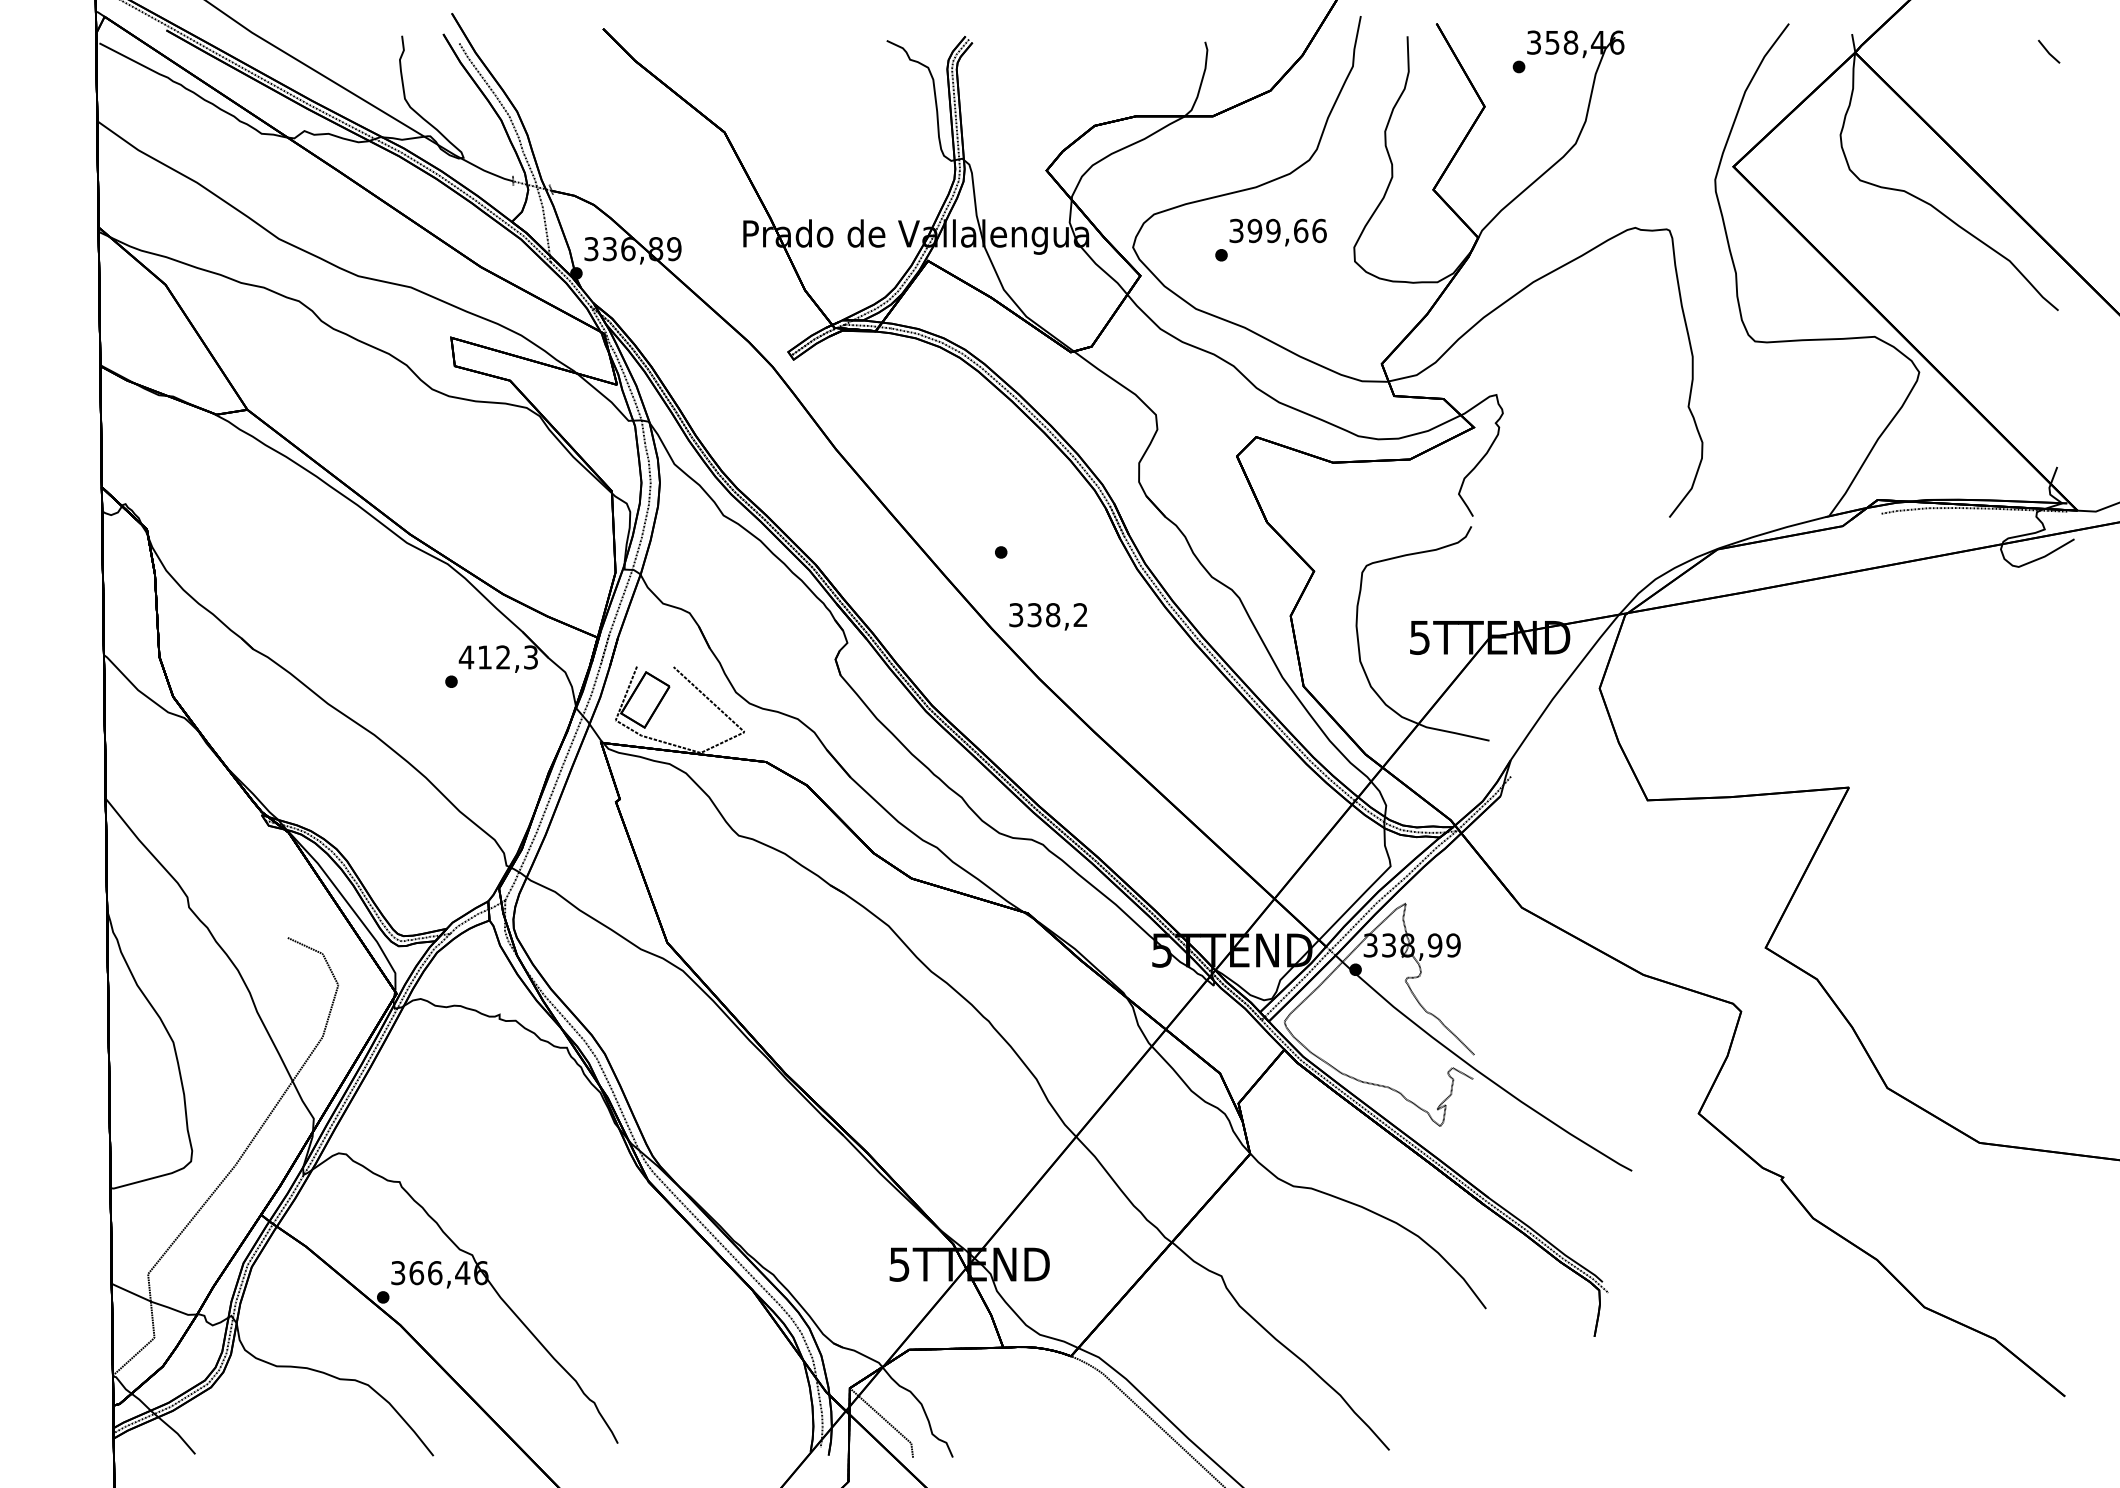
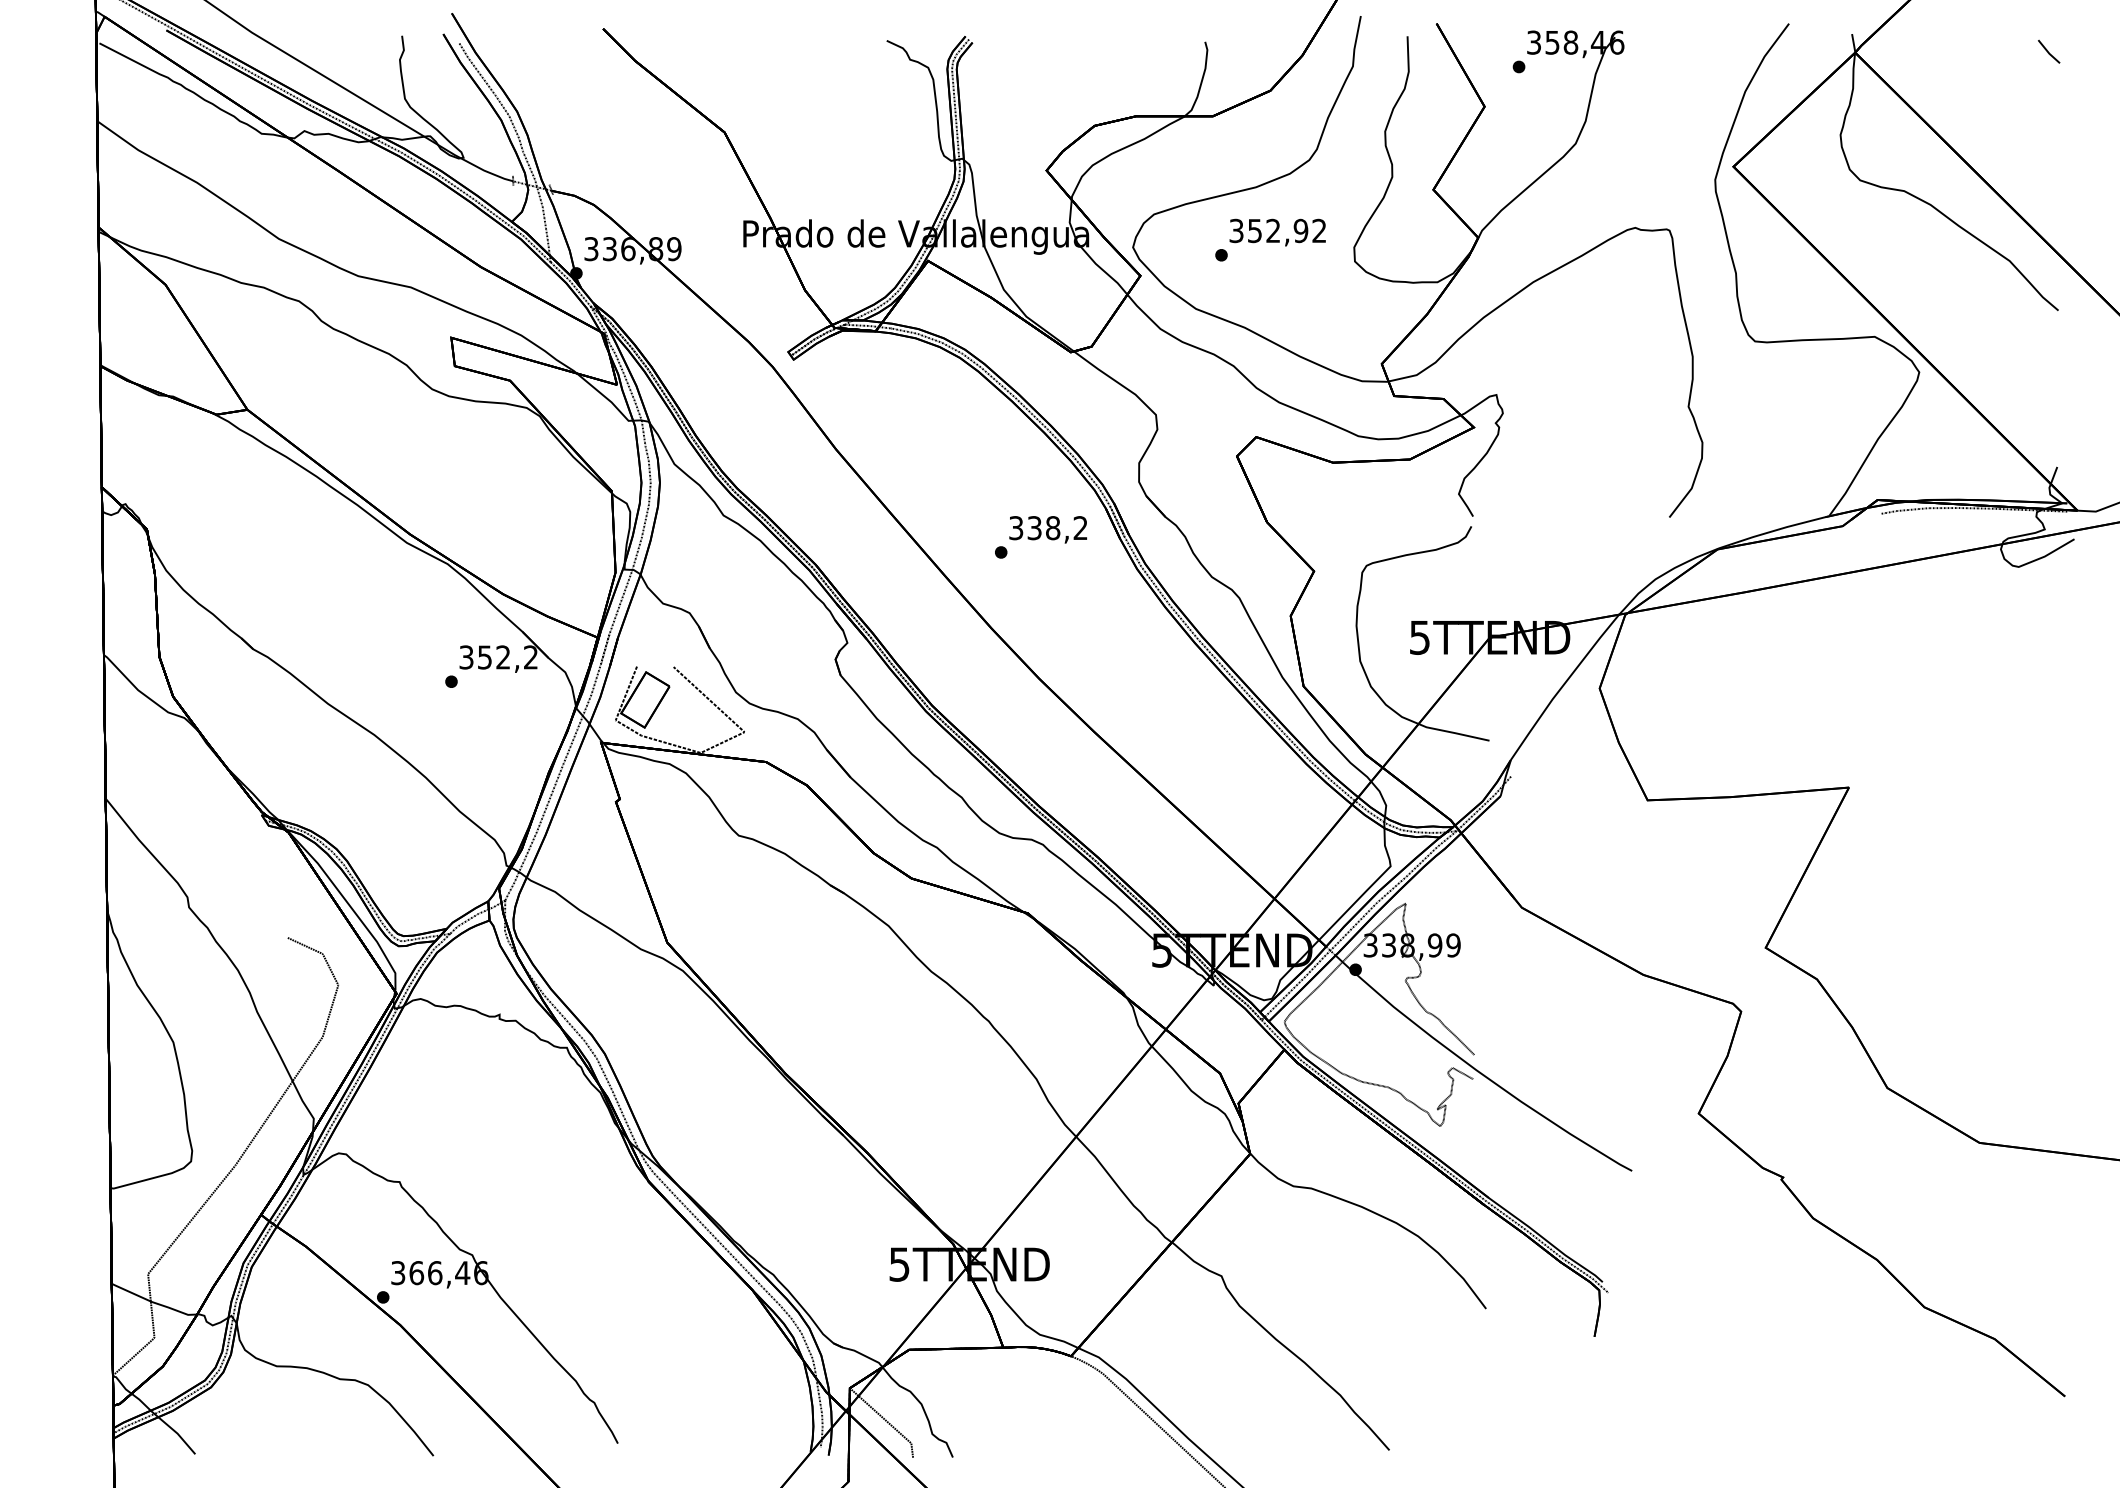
text: 399,66 -> 352,92 (1286, 230)
text position: (1047, 616) -> (1047, 529) (1047, 529)
text: 412,3 -> 352,2 (497, 657)
